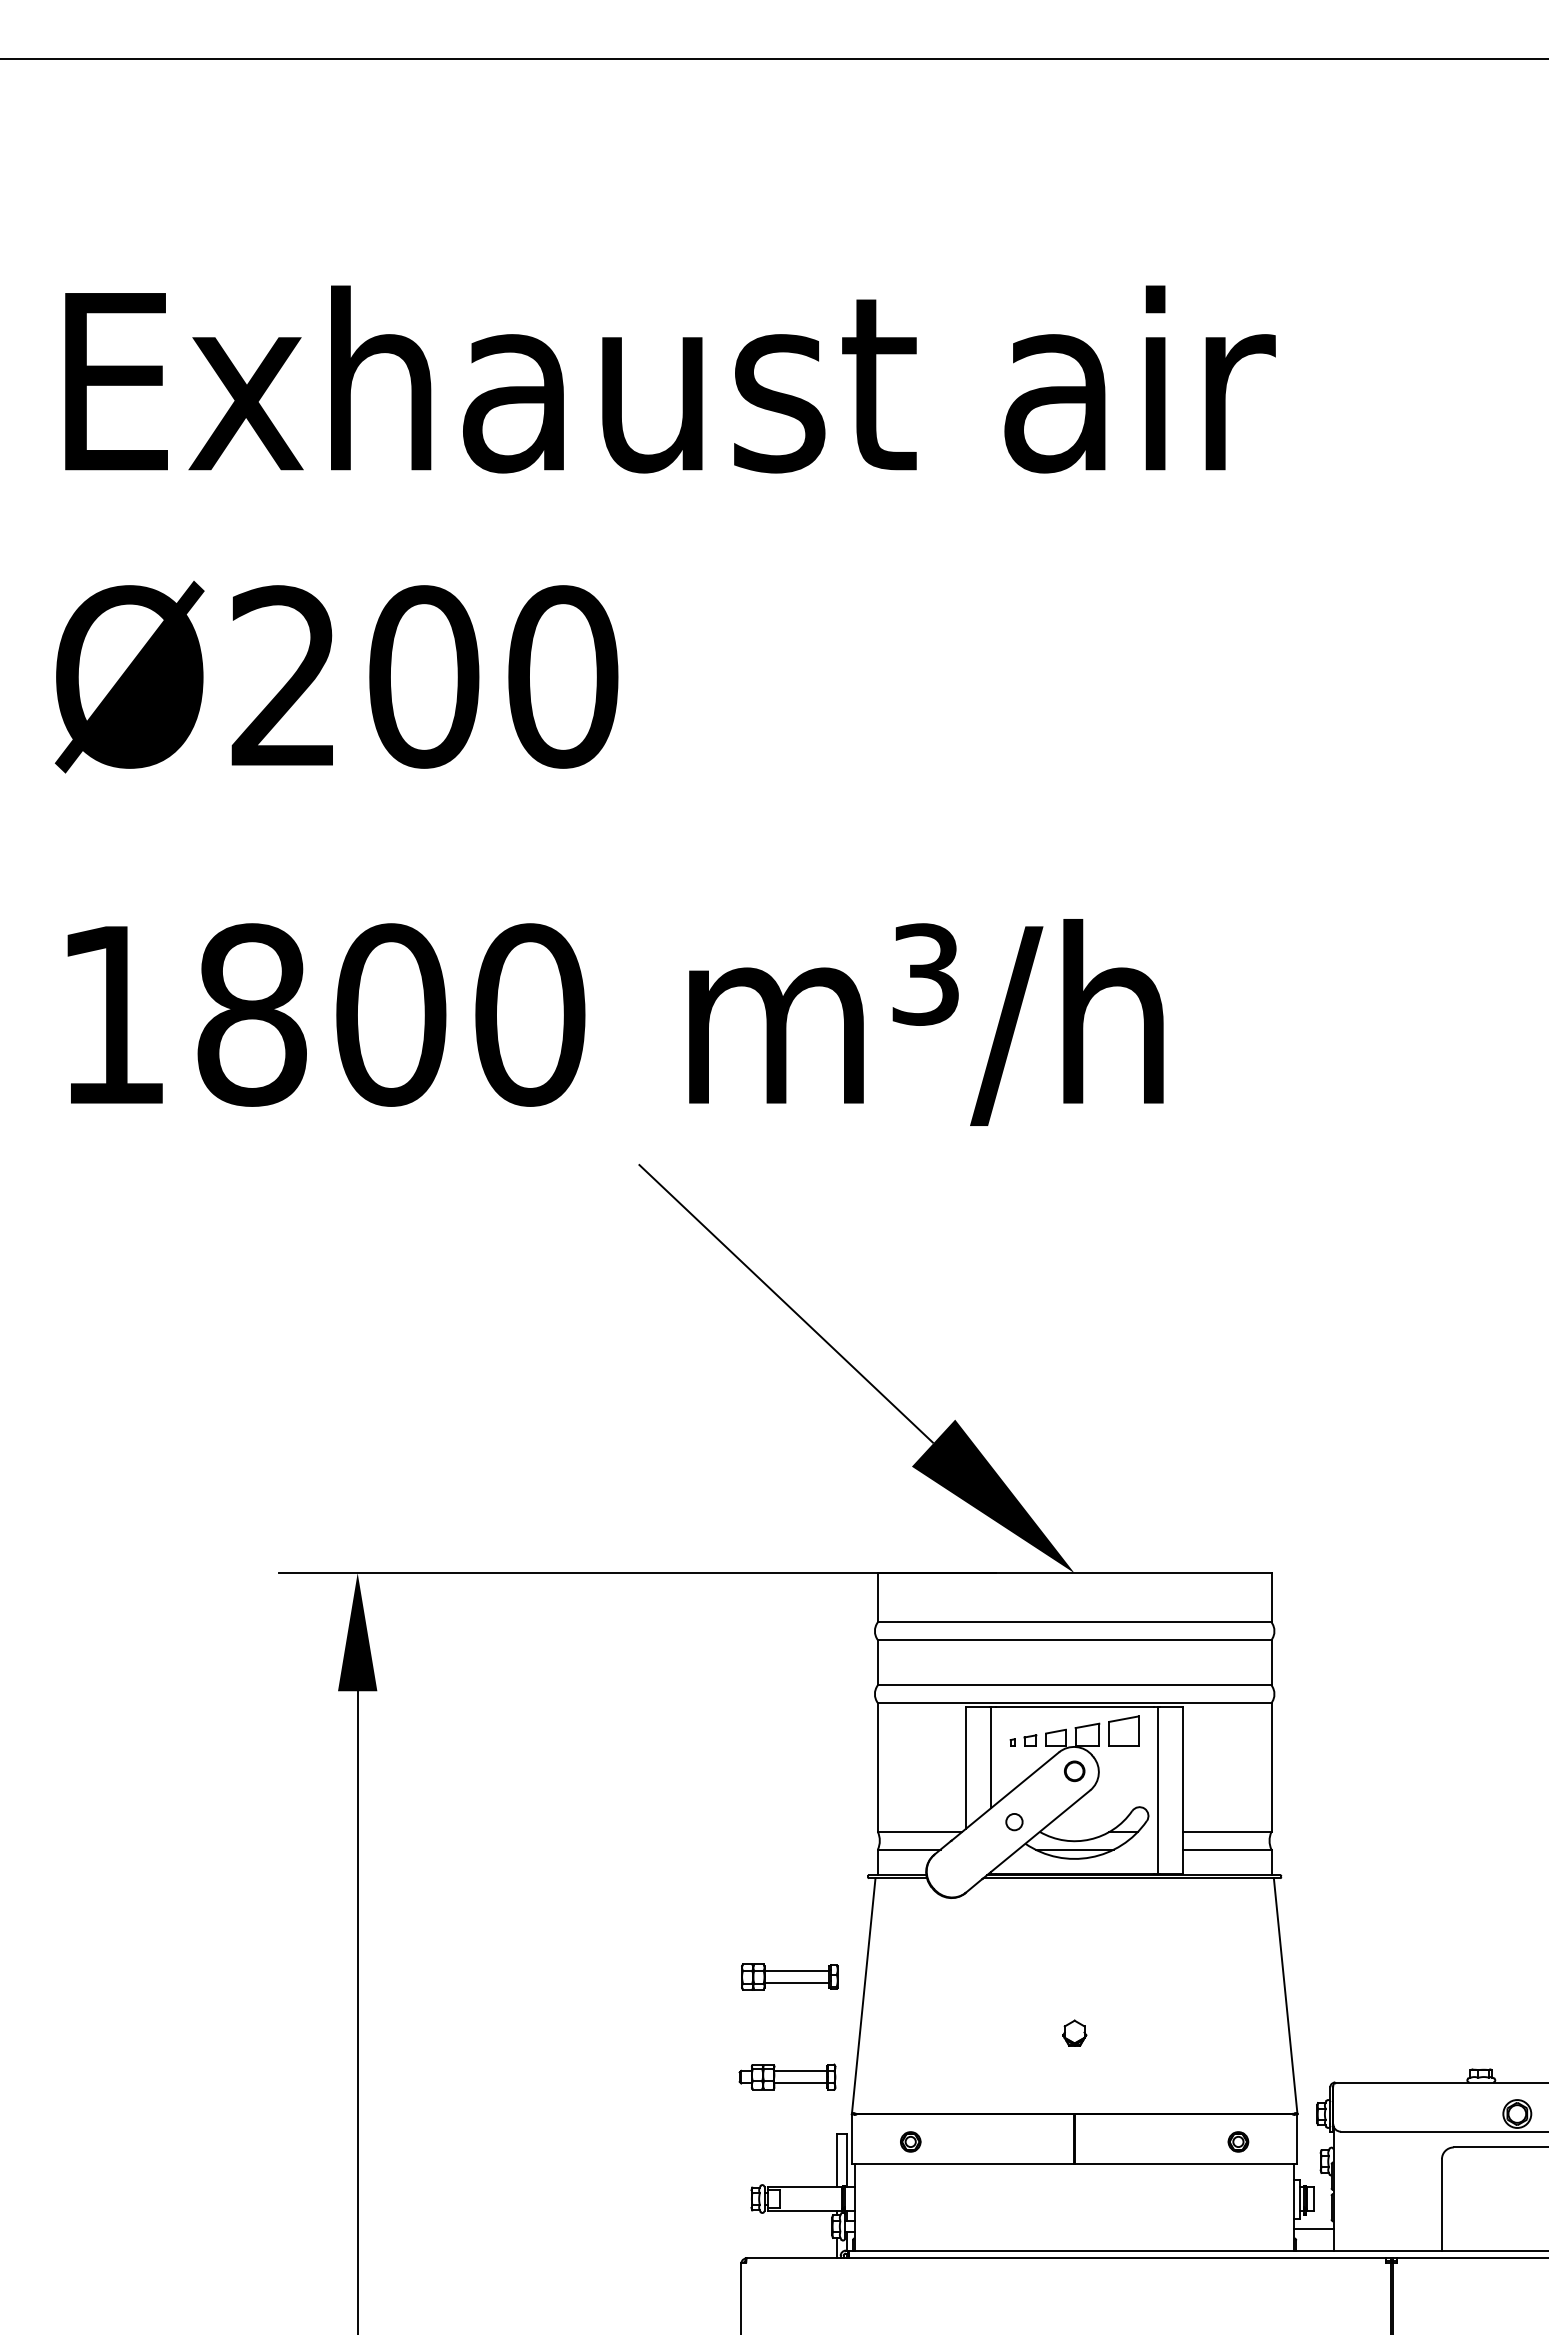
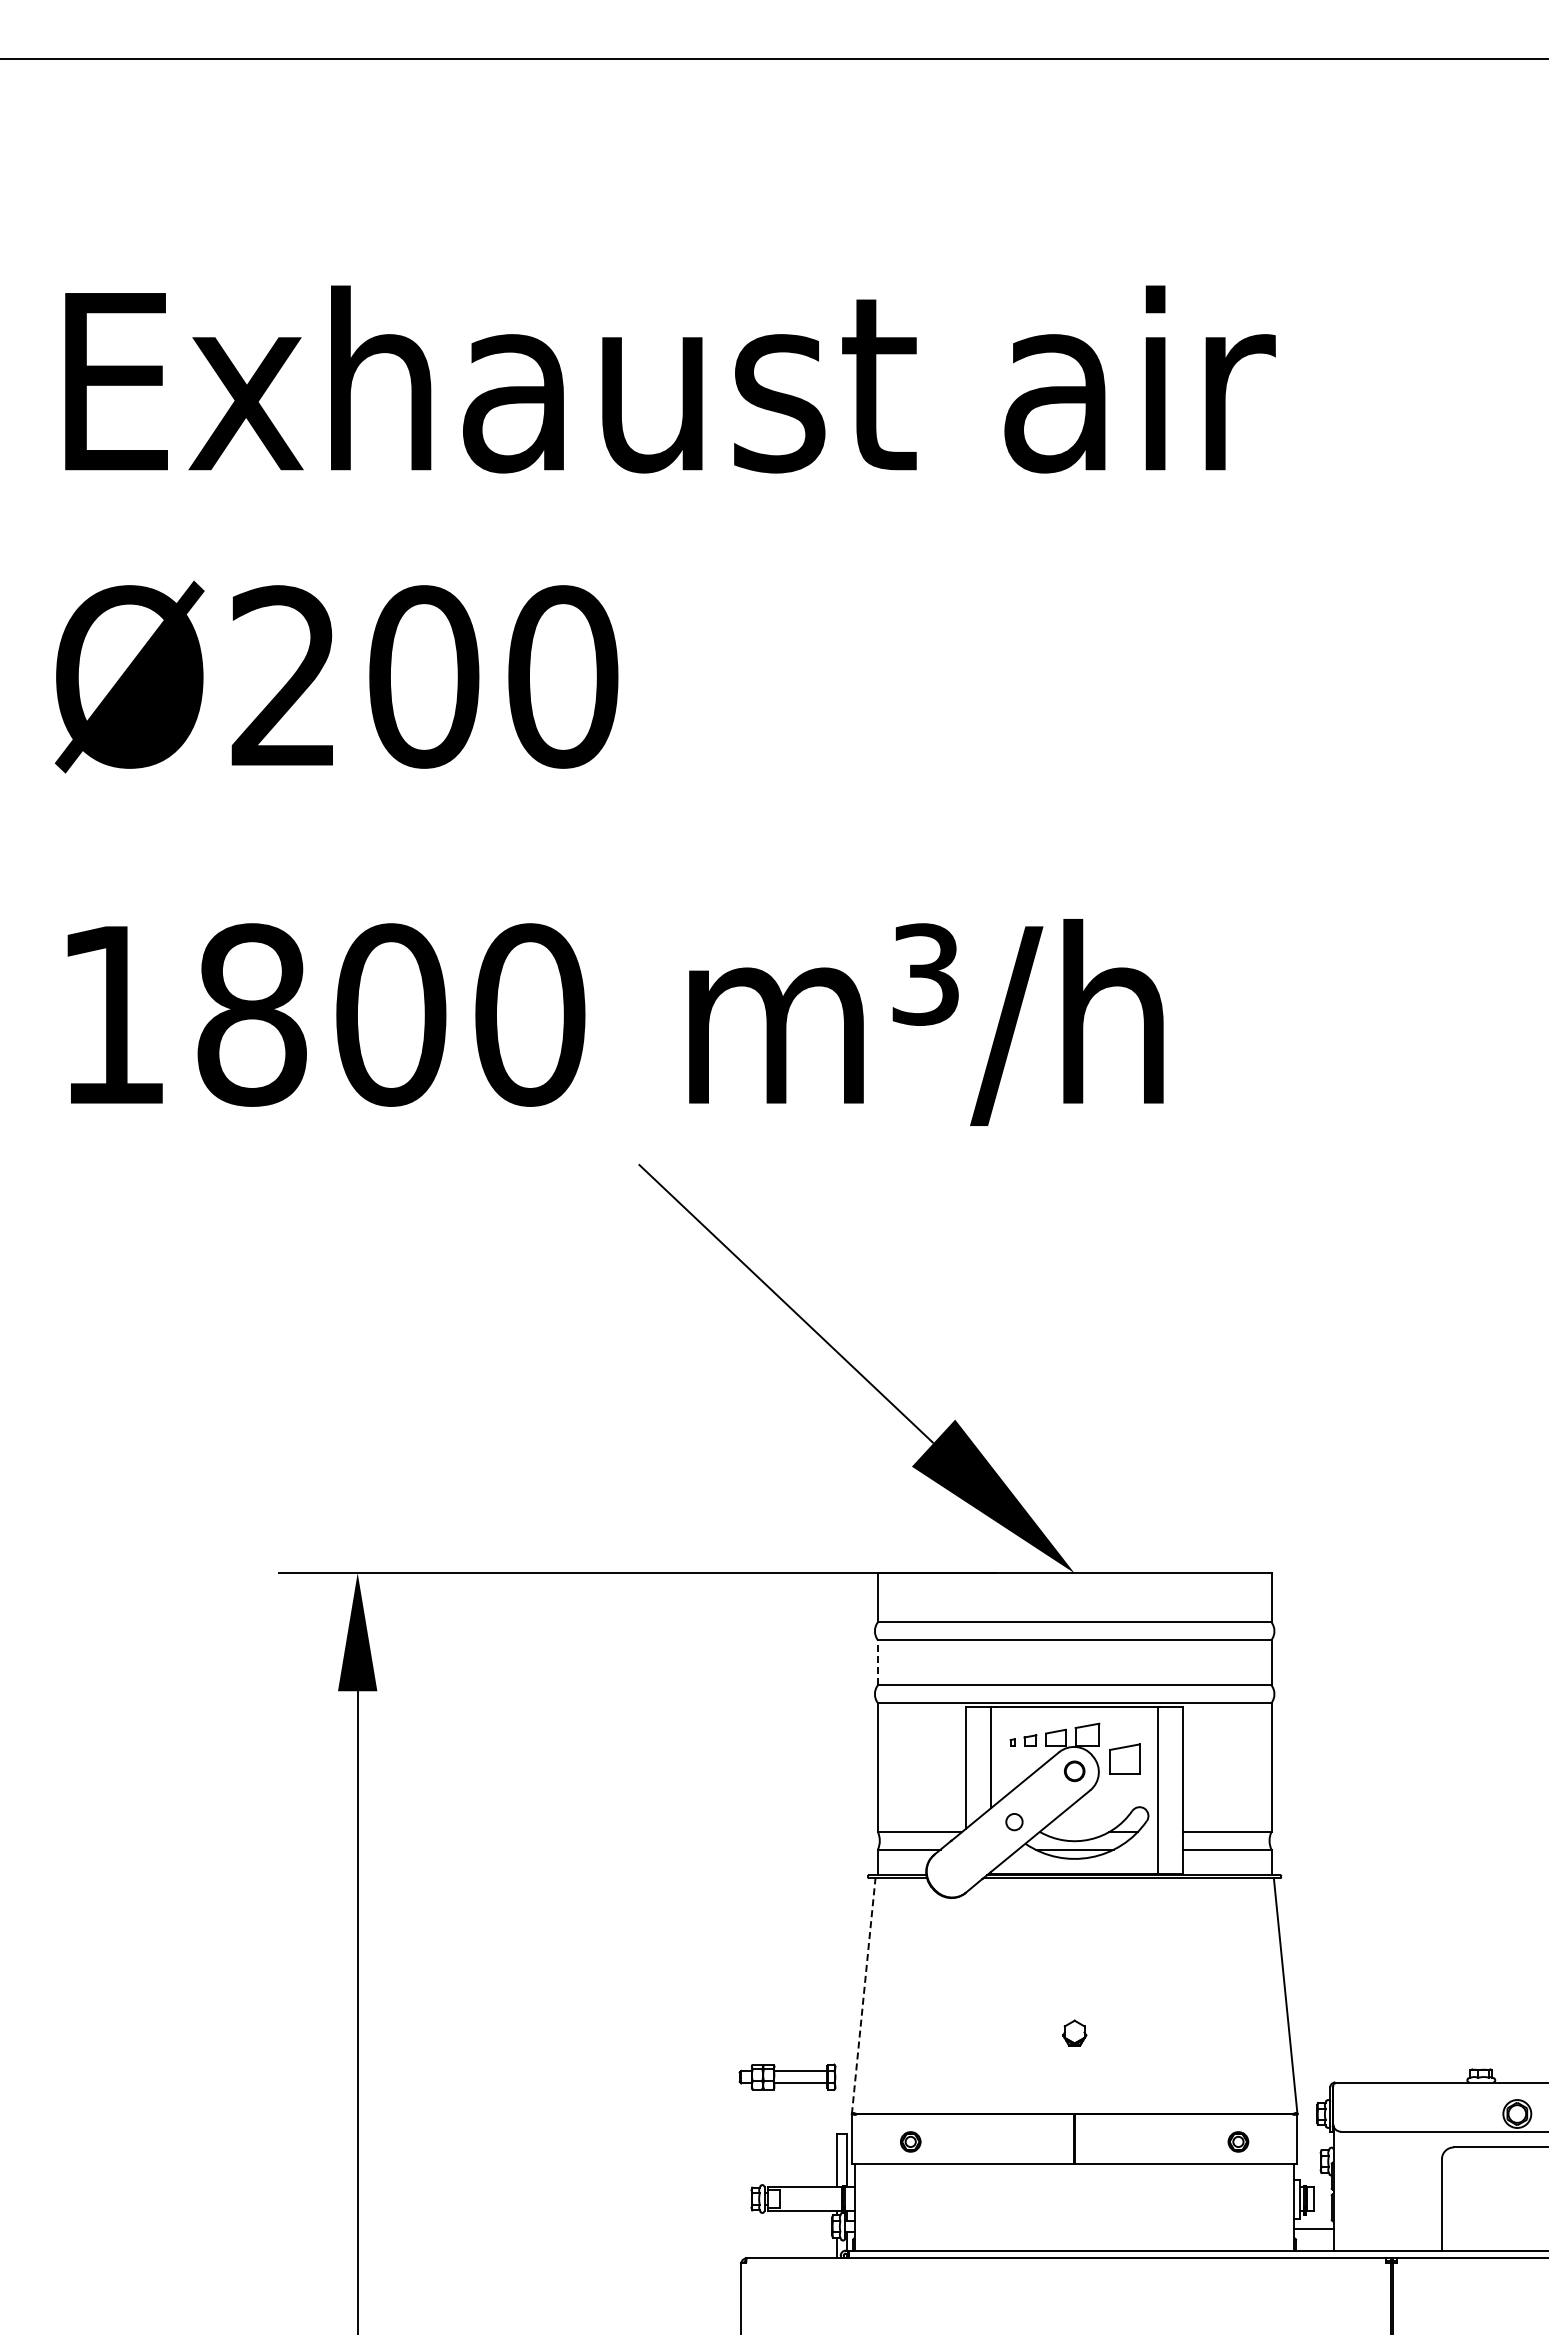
line: solid -> dashed (877, 1662)
part position: (1123, 1730) -> (1124, 1758) (1124, 1758)
part: present -> none (789, 1976)
line: solid -> dashed (863, 1996)
